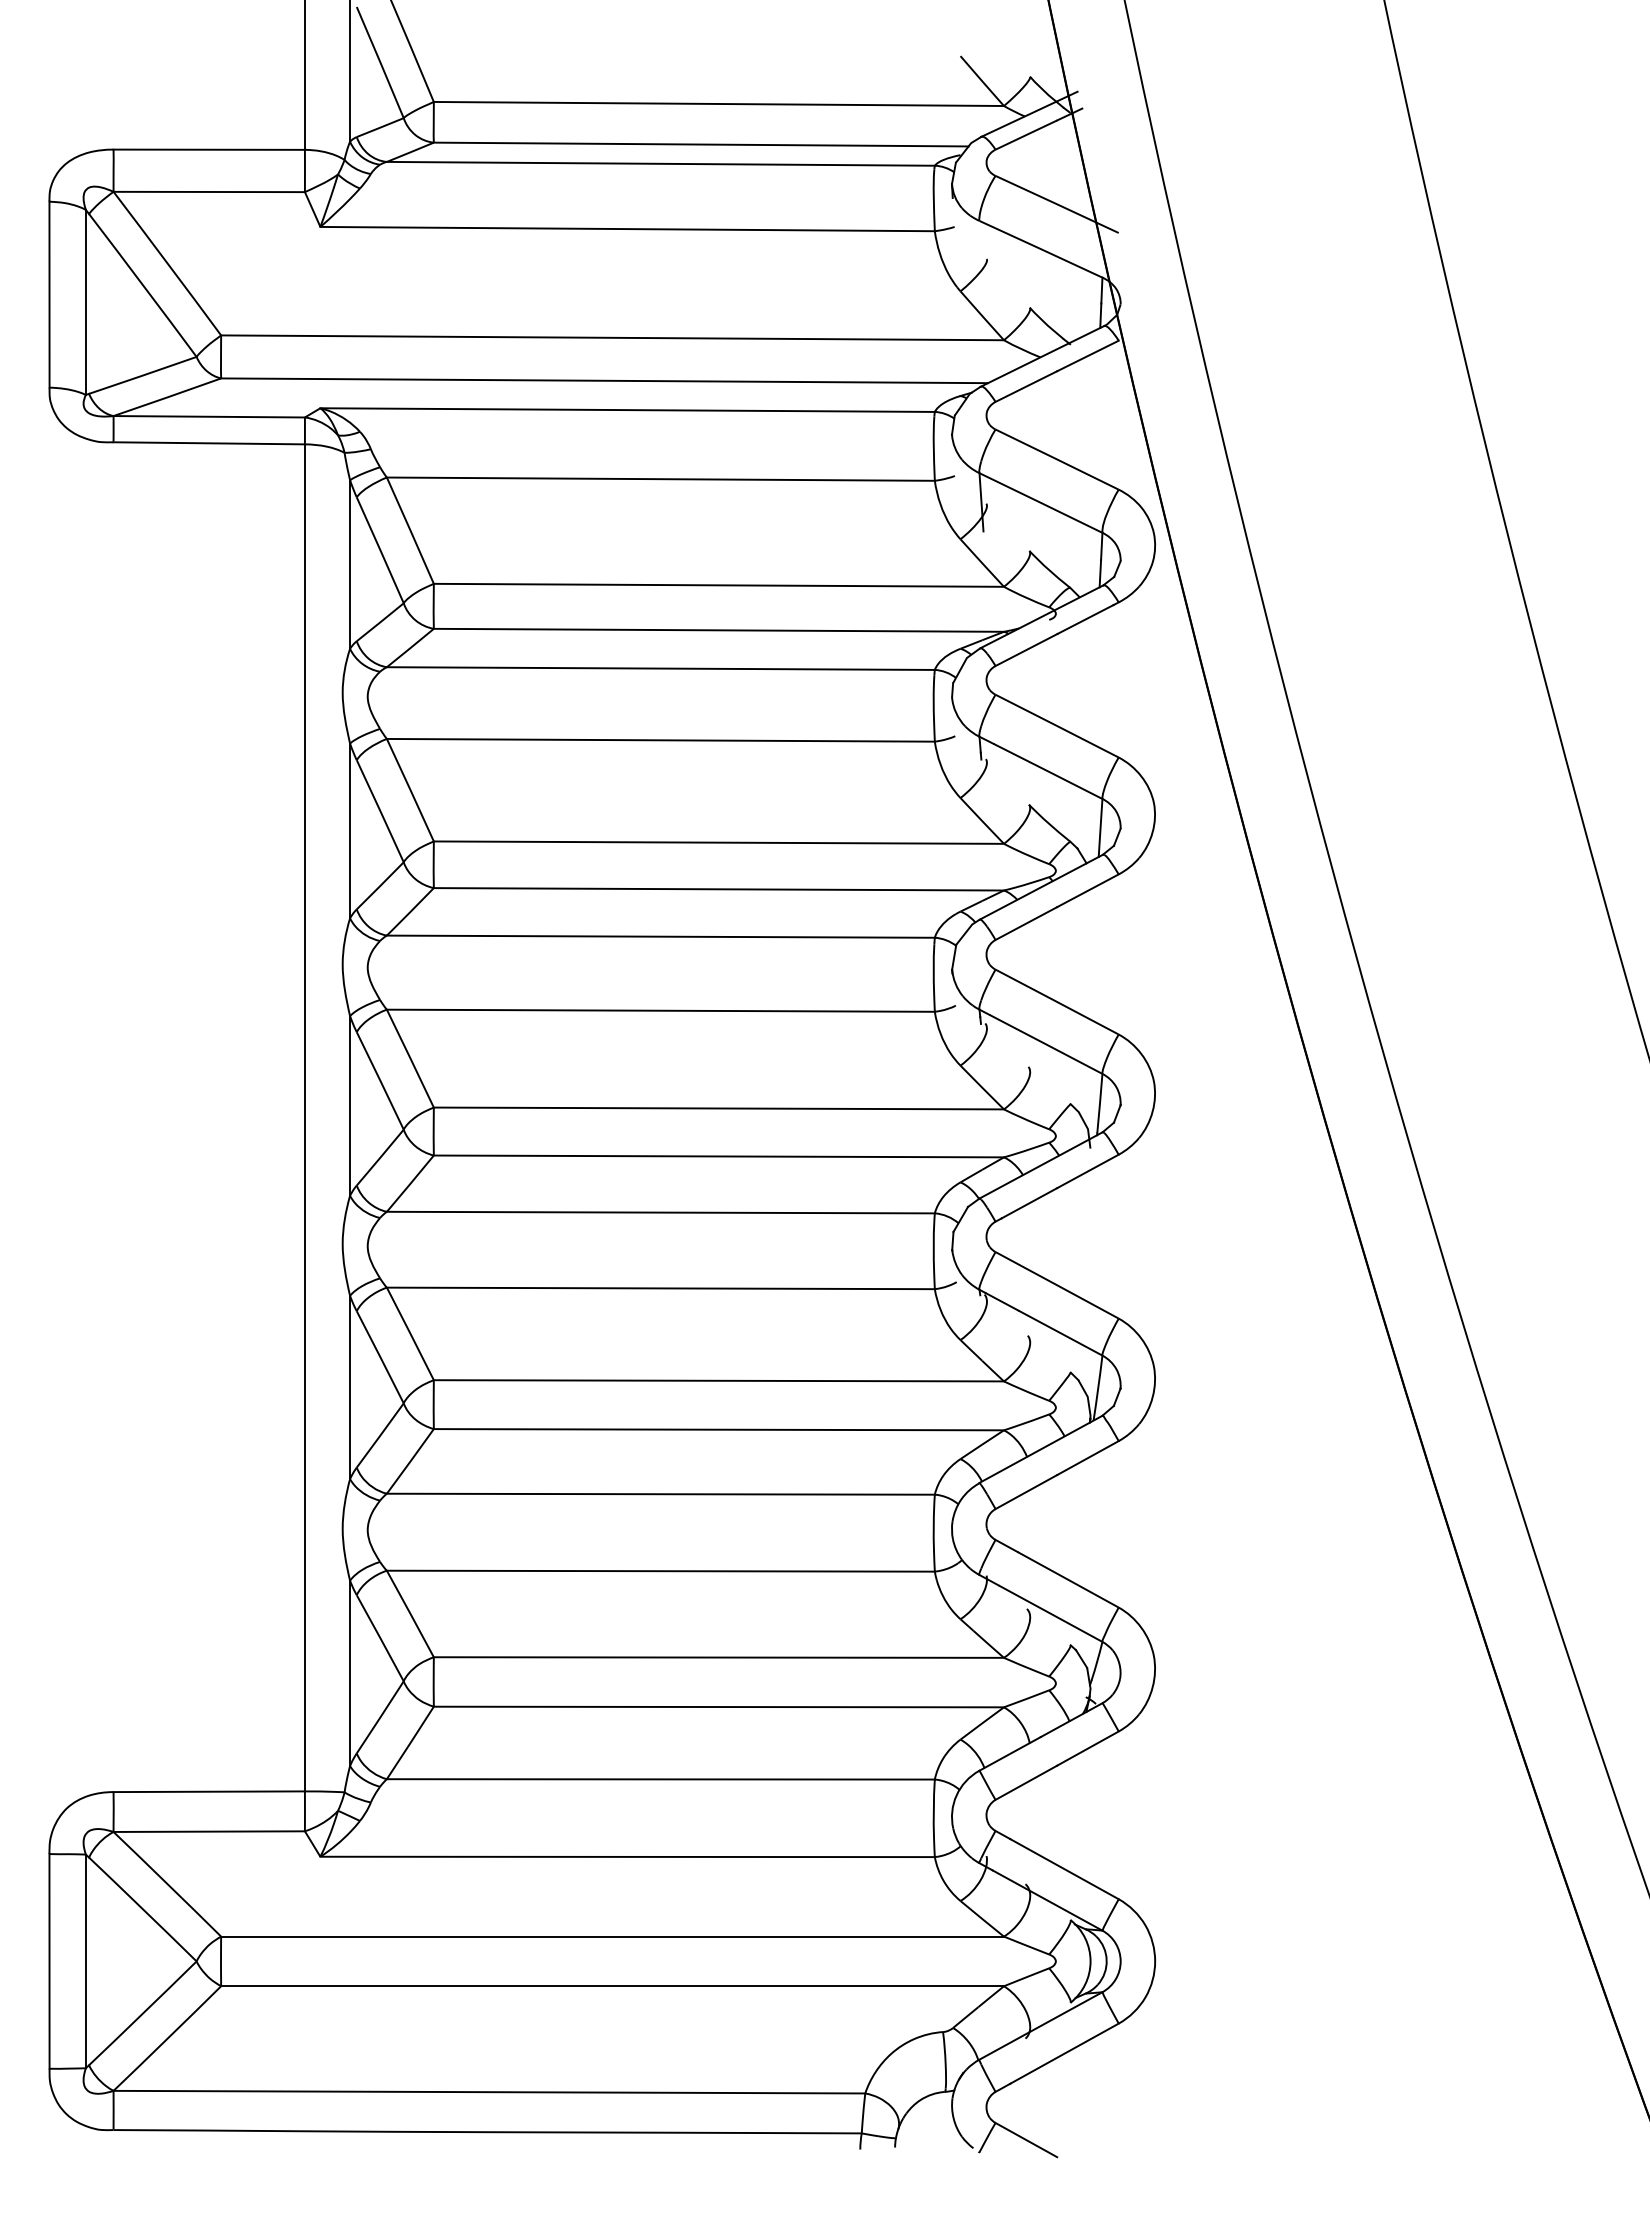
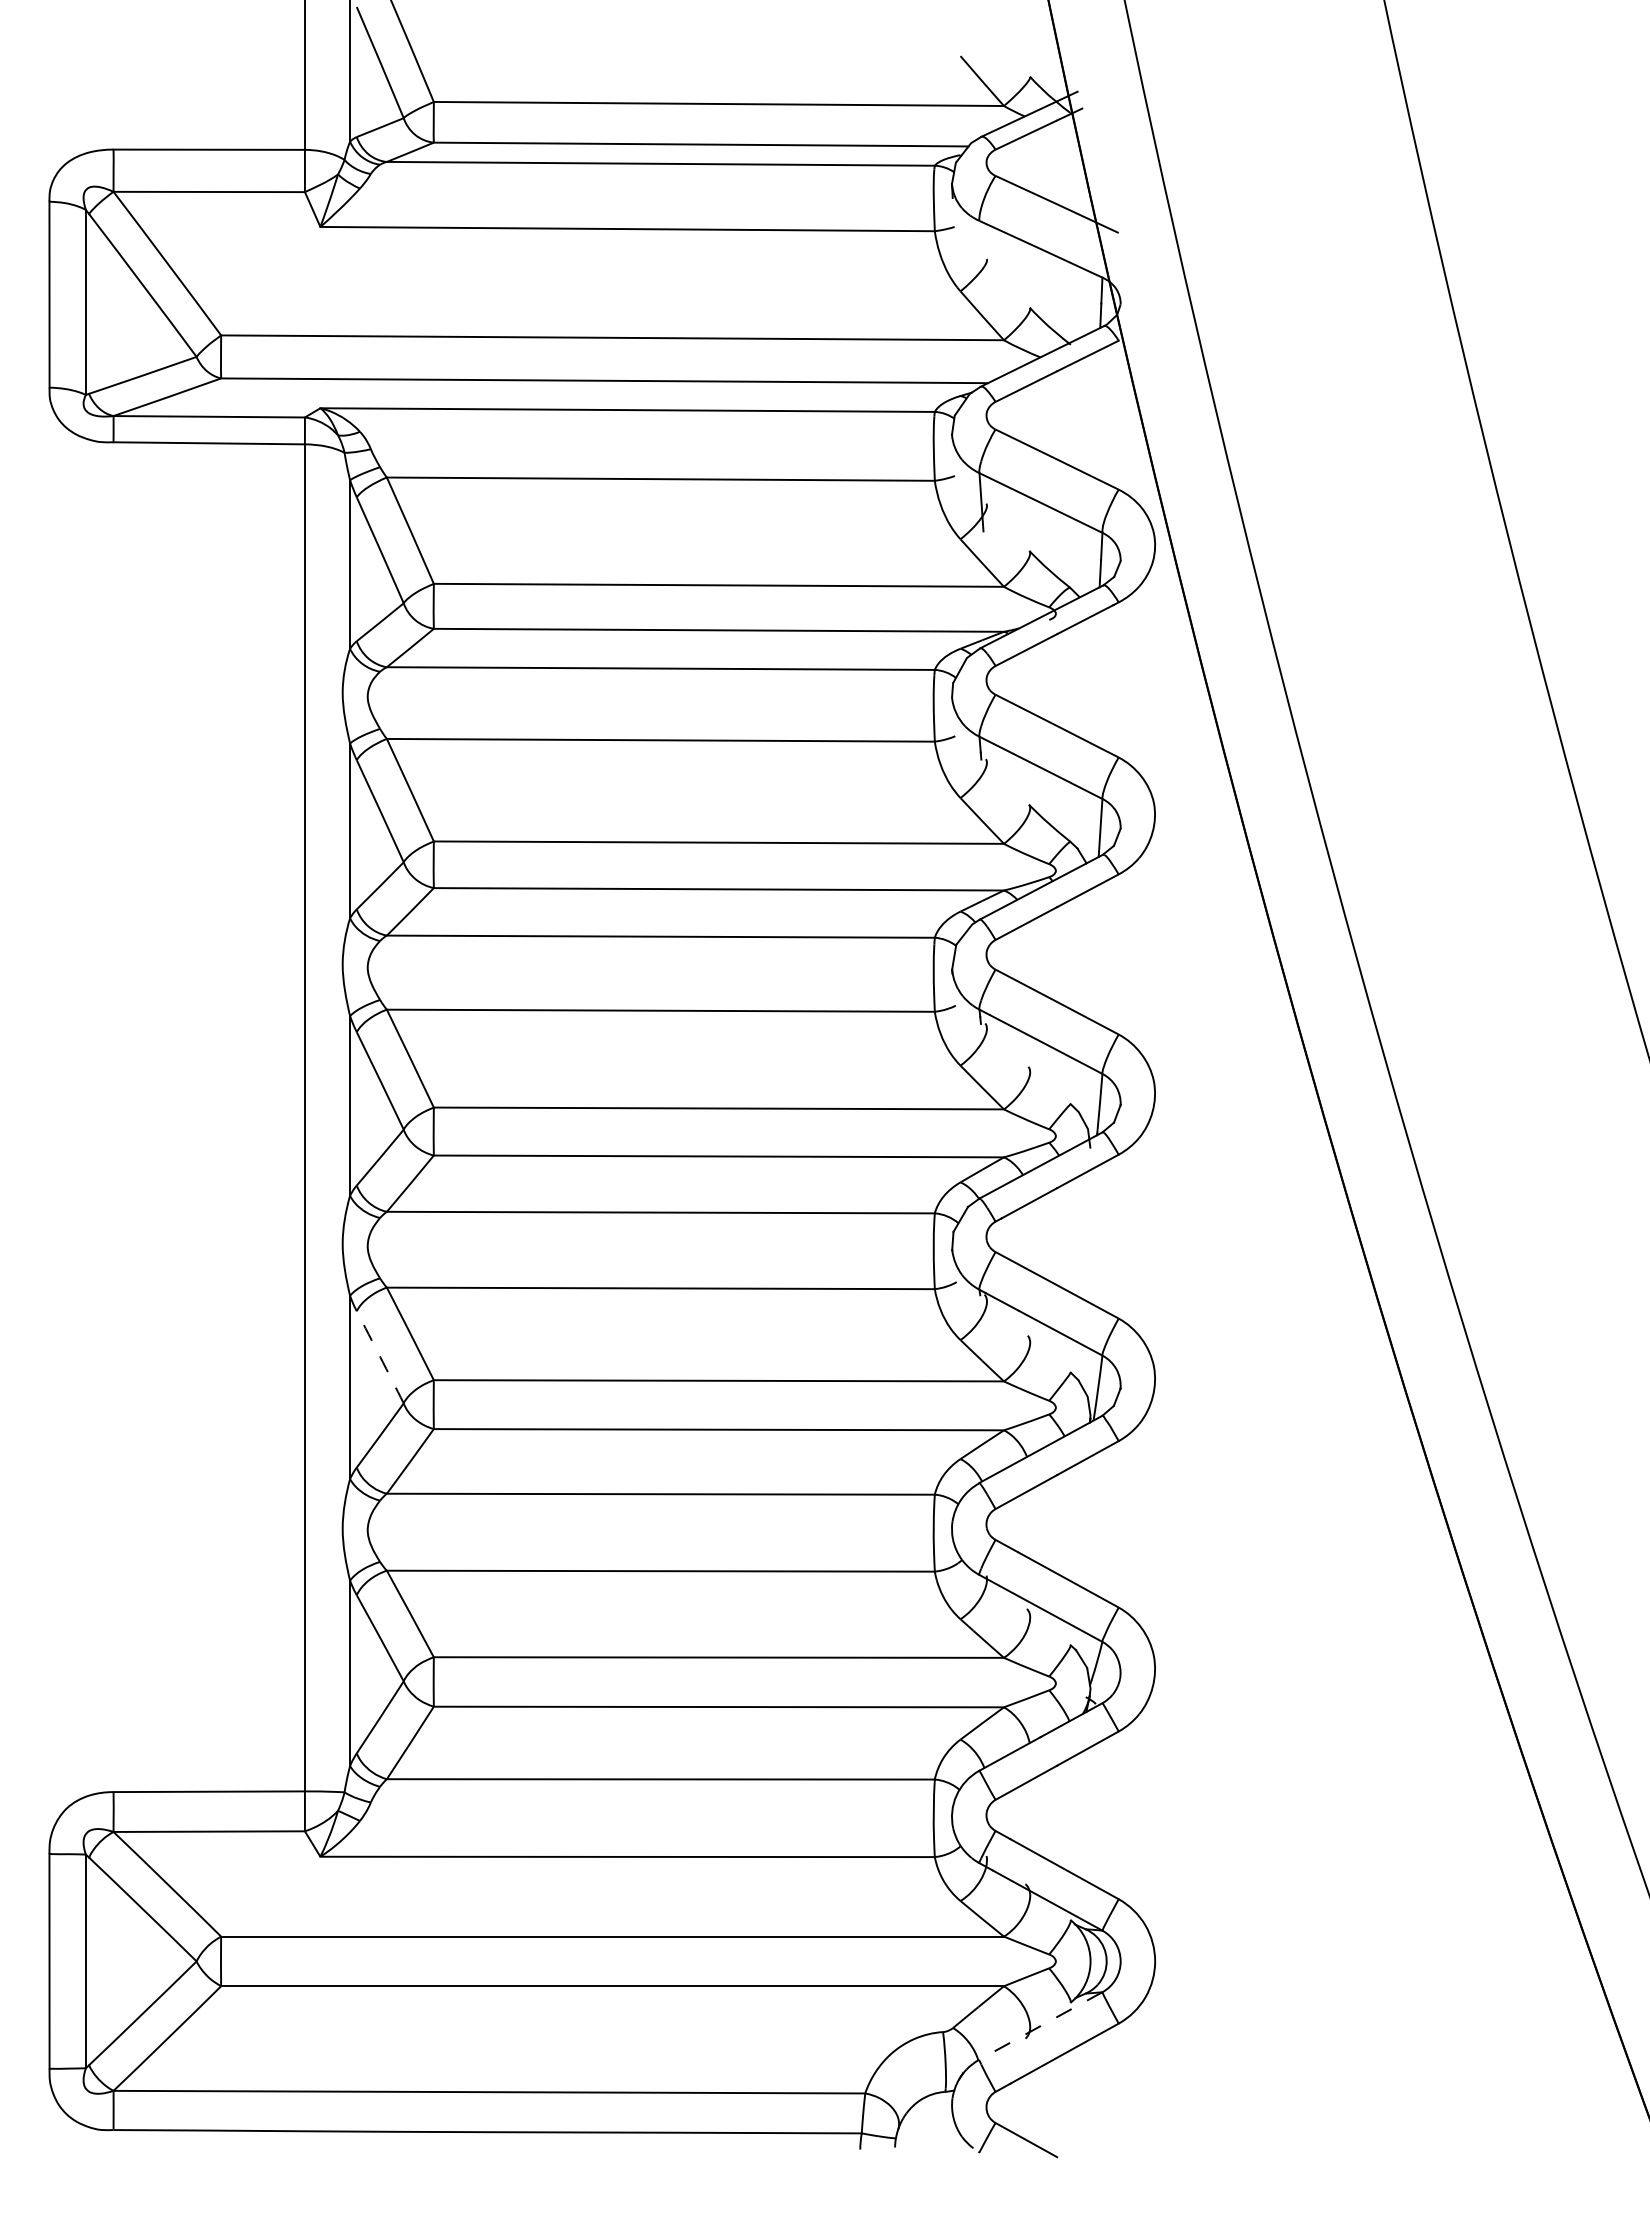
arc: solid -> dashed (380, 1357)
line: solid -> dashed (1040, 2026)
